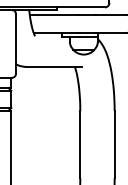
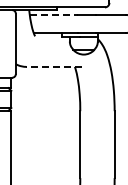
line: solid -> dashed (54, 15)
line: solid -> dashed (53, 66)
